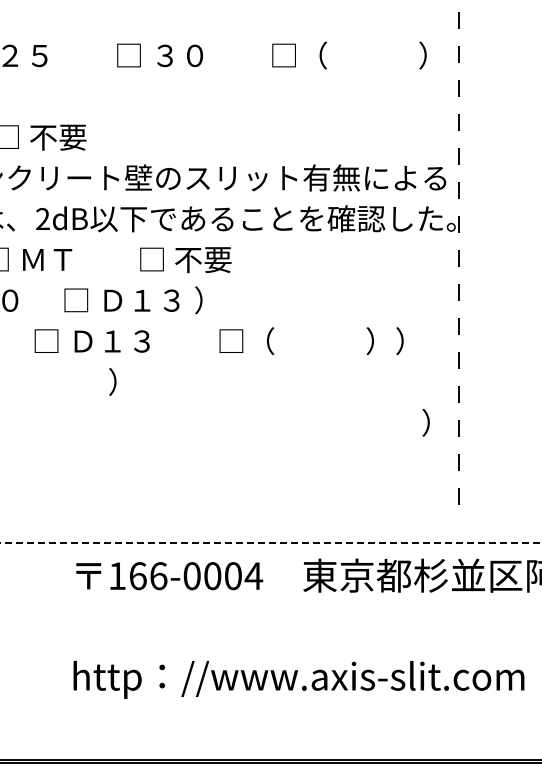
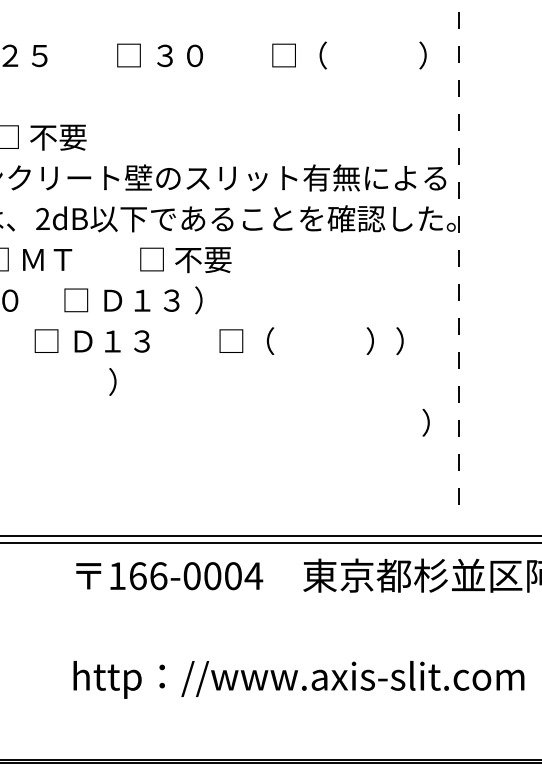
line: none -> present (270, 536)
line: dashed -> solid (270, 542)
